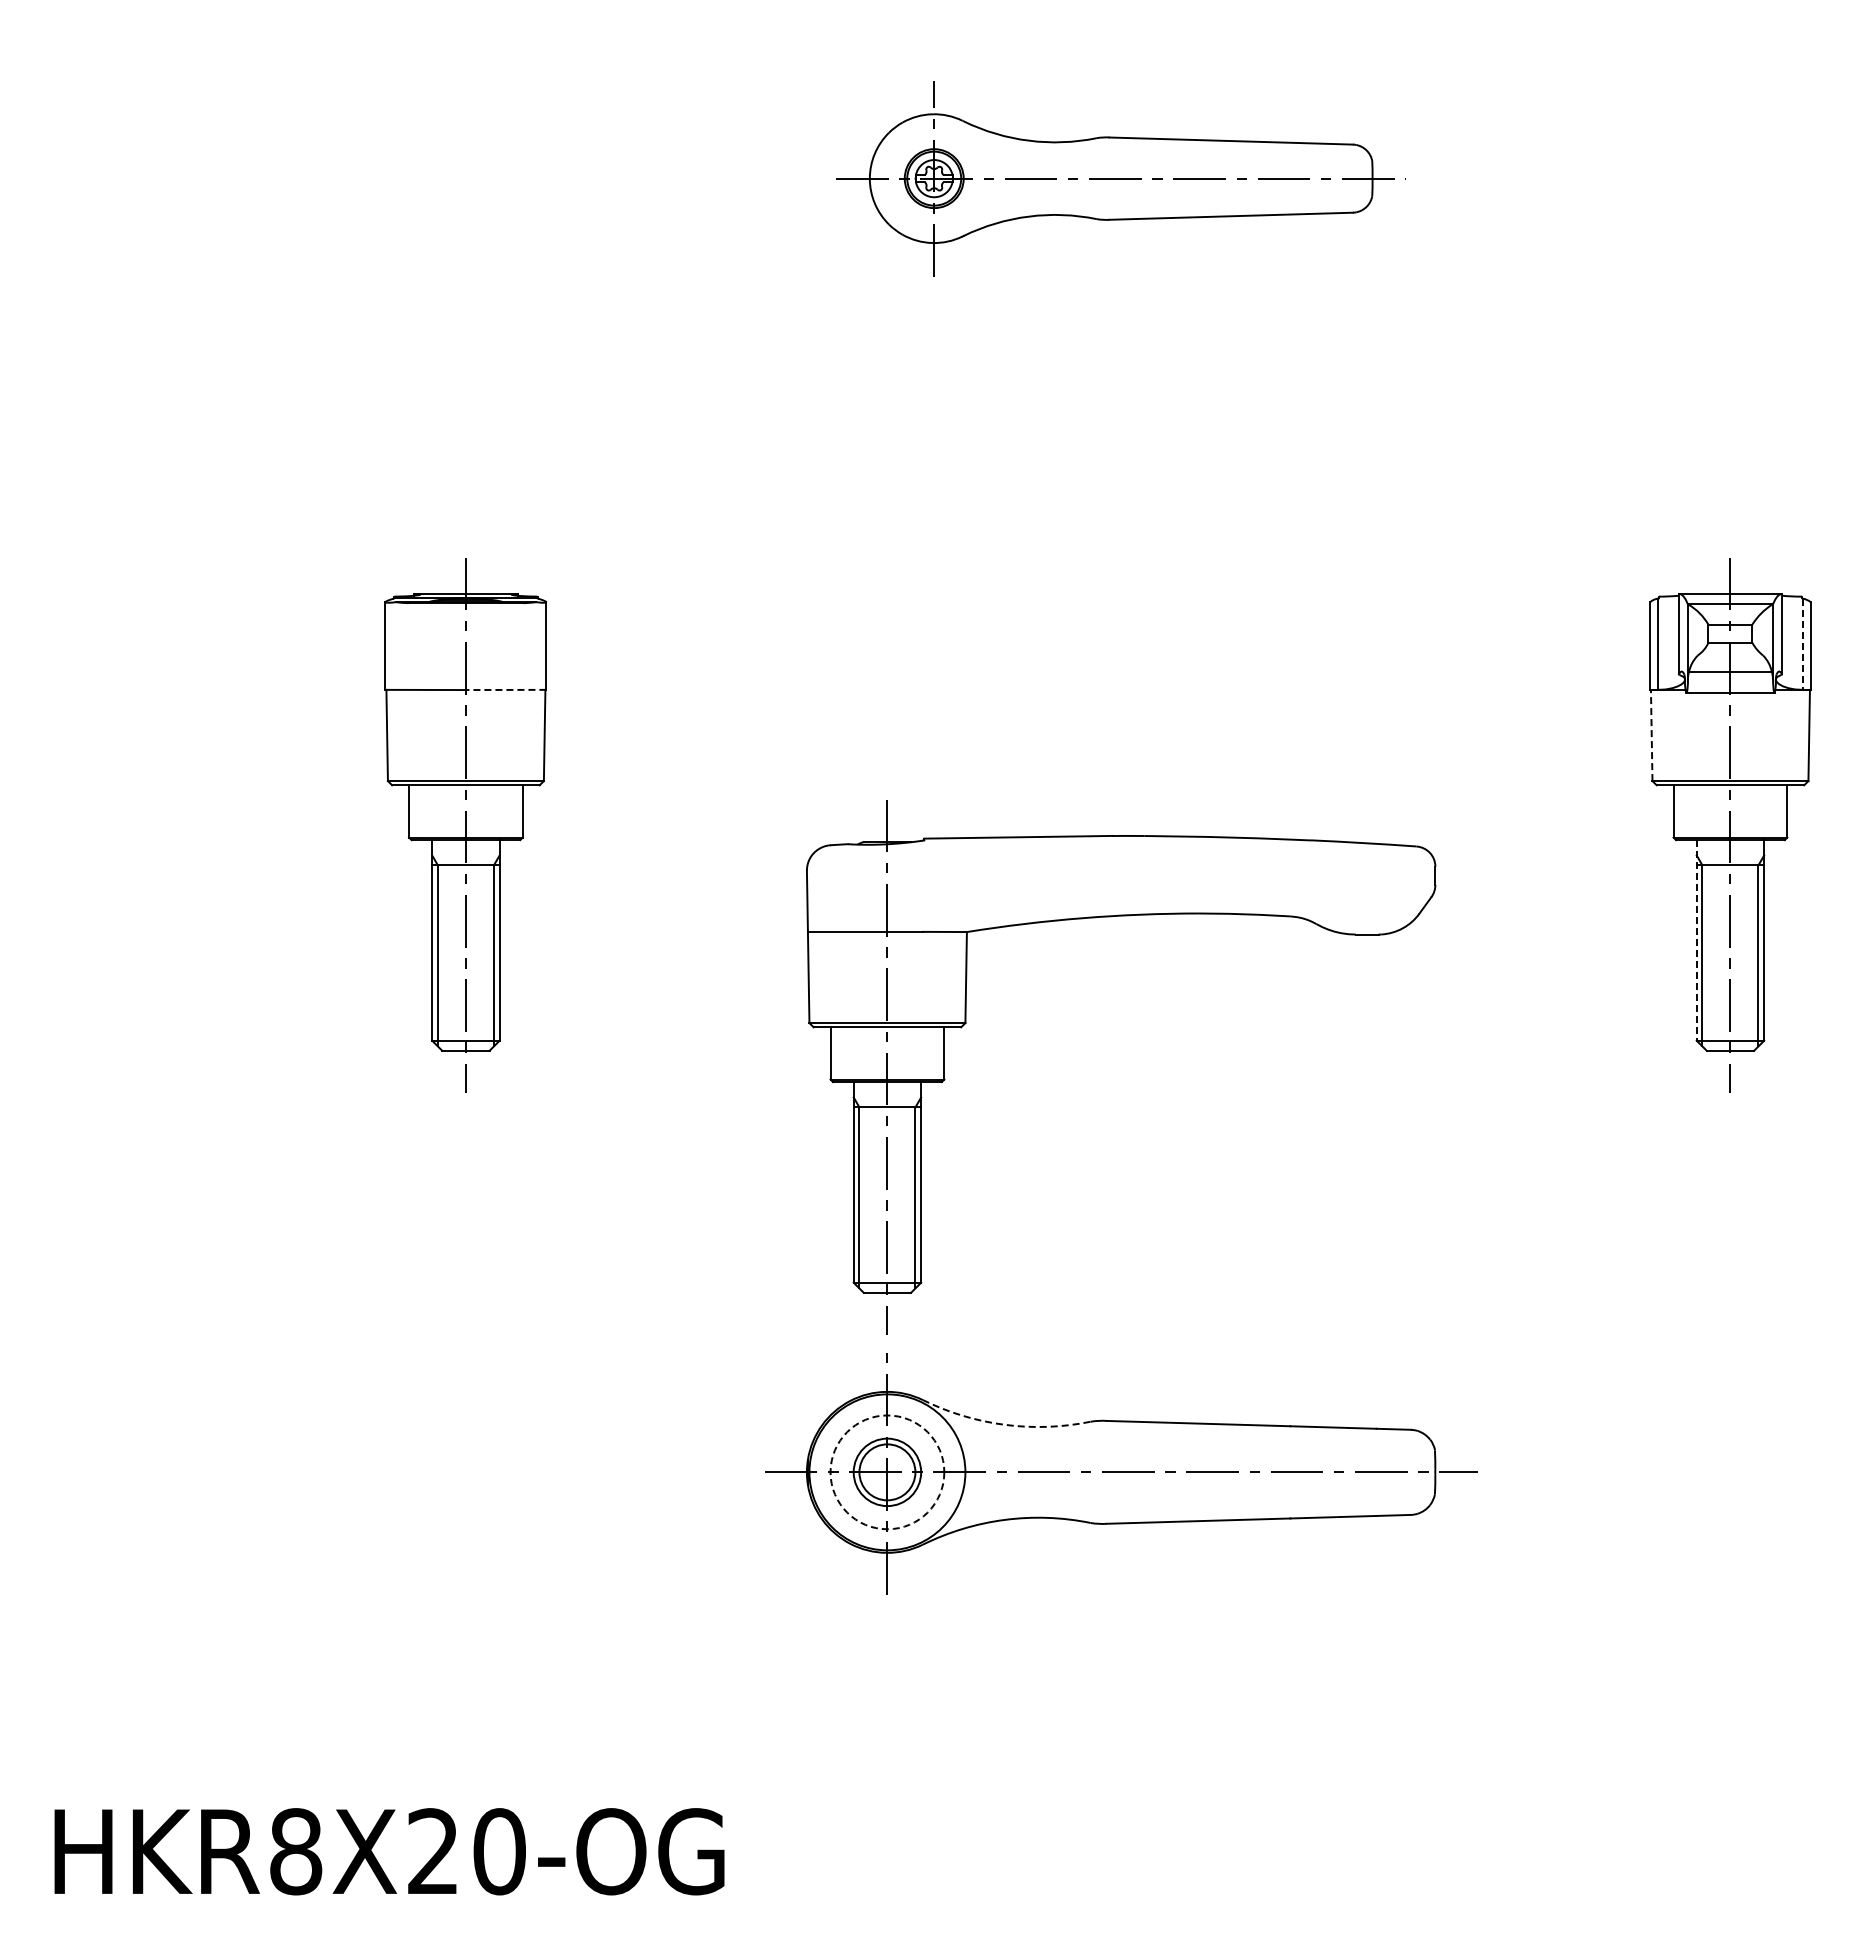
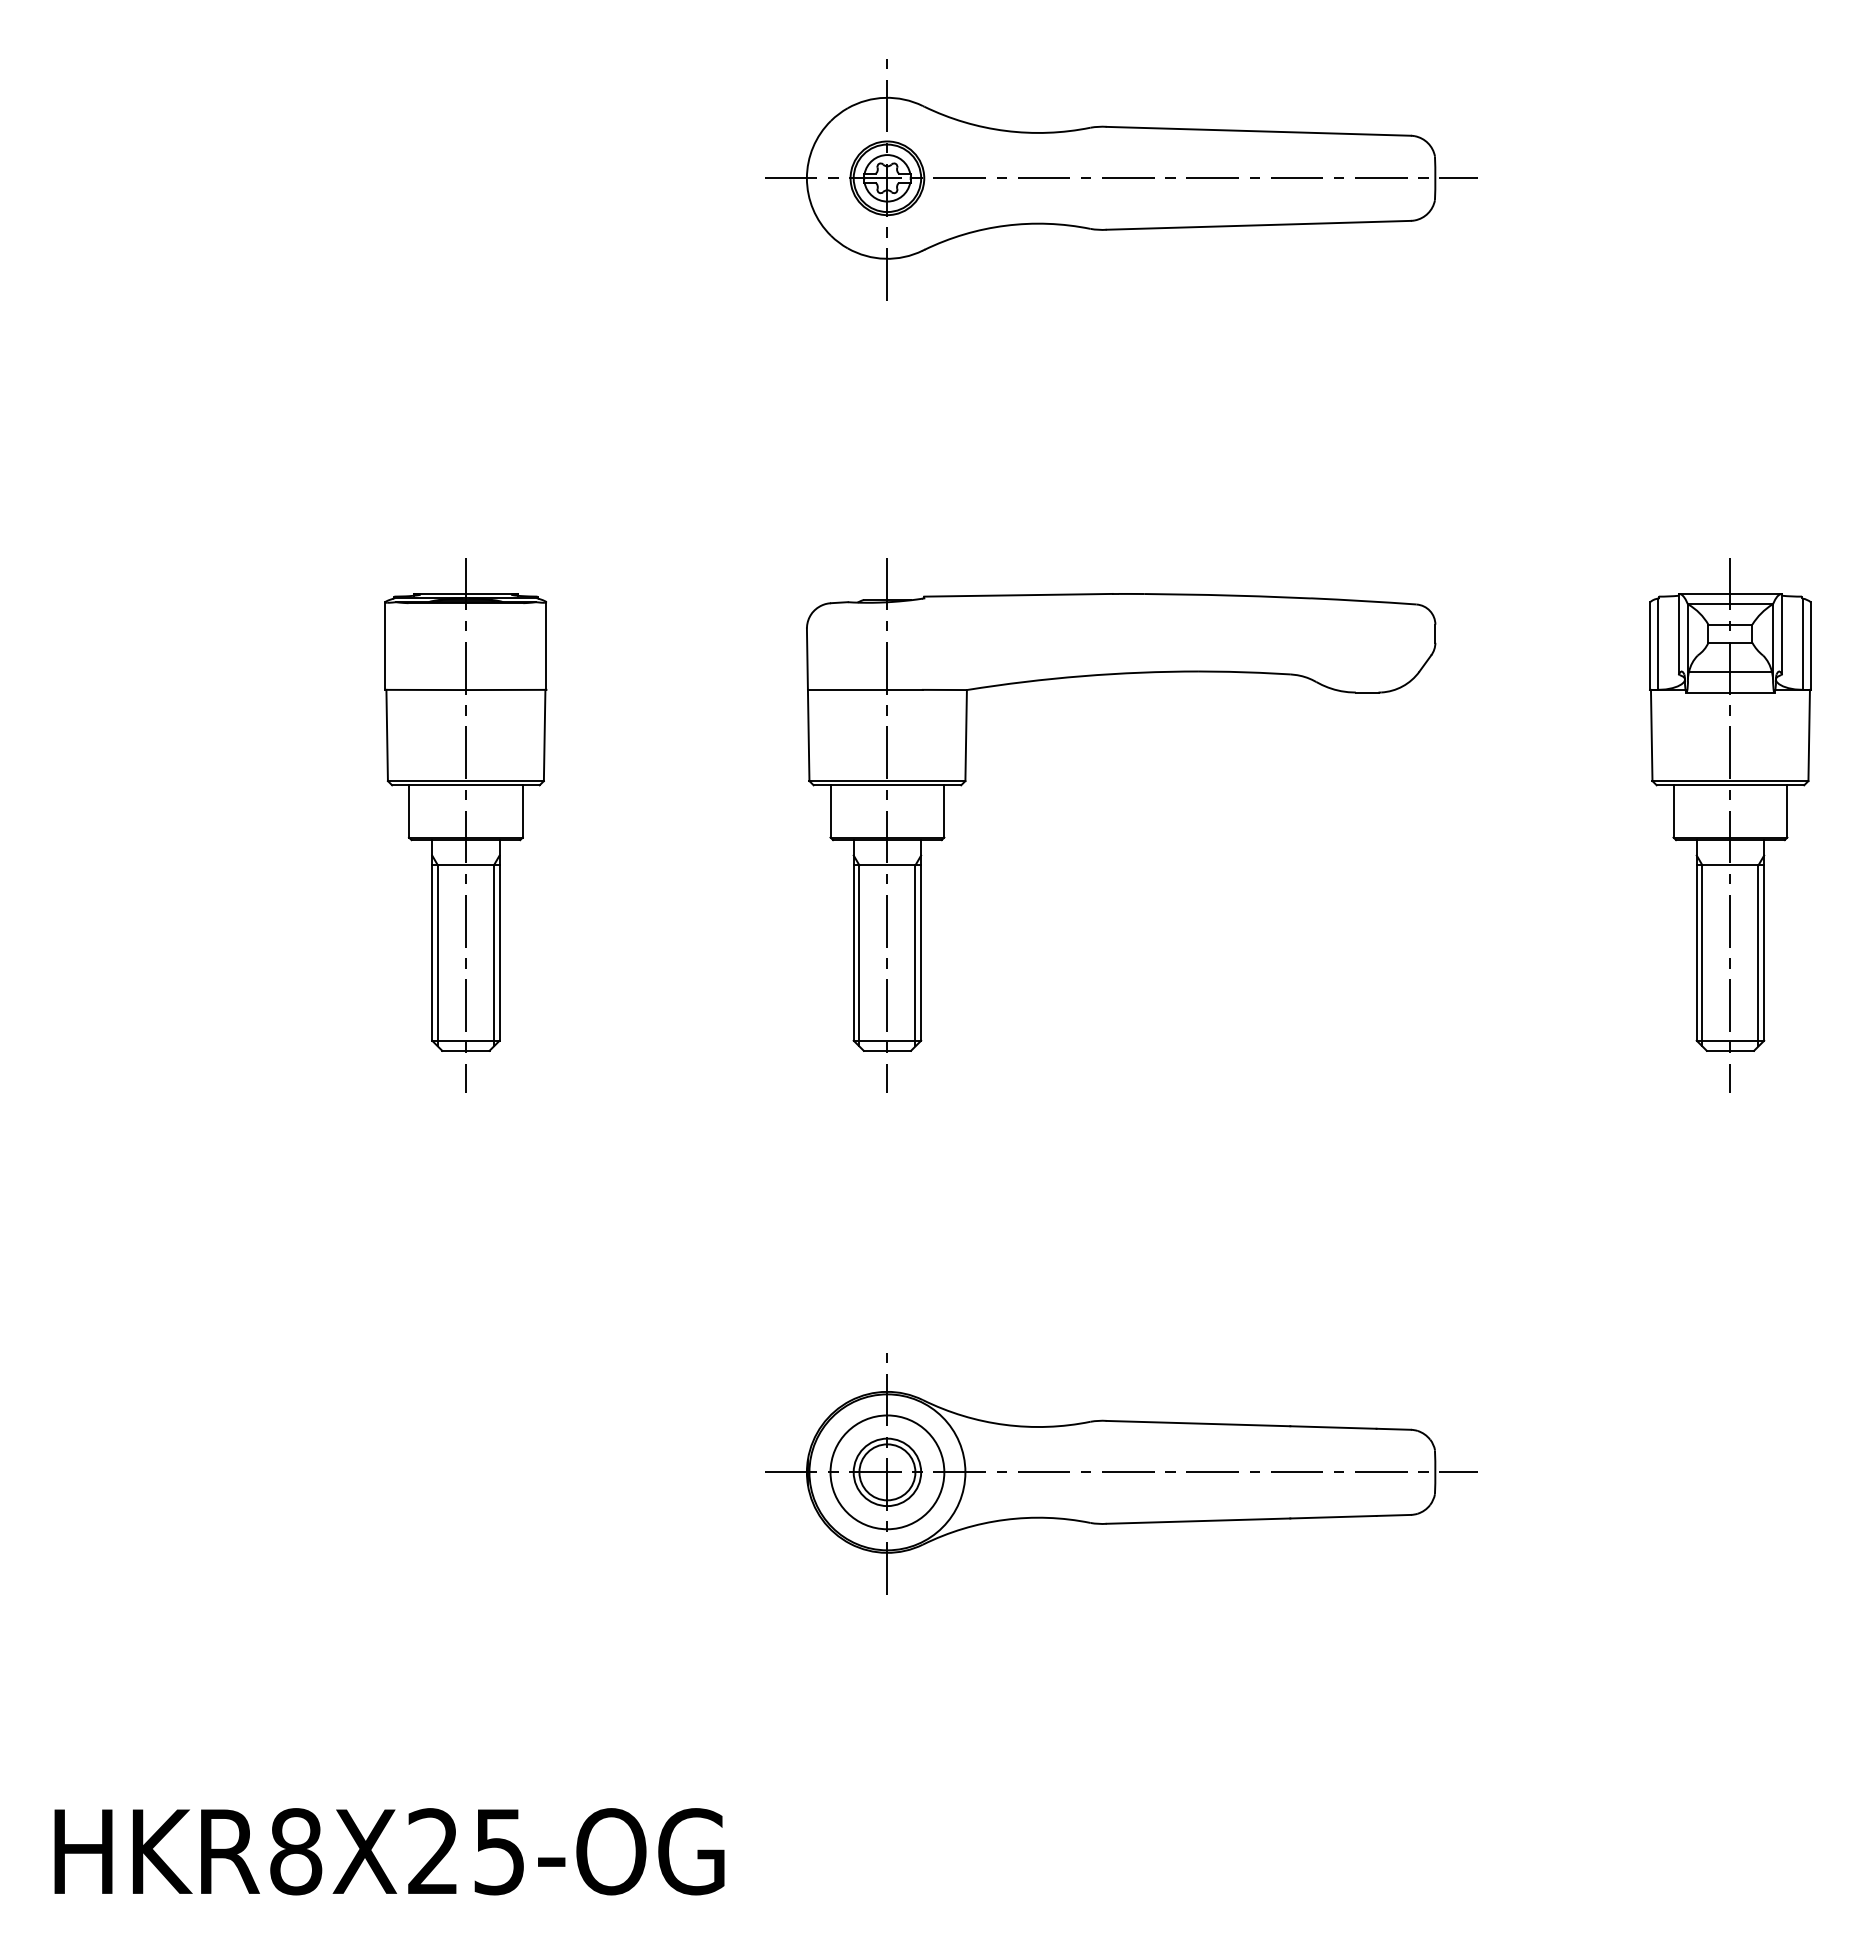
part size: 570x196 px -> 713x242 px (1121, 179)
line: dashed -> solid (1802, 644)
line: dashed -> solid (505, 689)
line: dashed -> solid (1651, 735)
part position: (1111, 917) -> (1111, 675) (1111, 675)
line: dashed -> solid (1696, 940)
arc: dashed -> solid (1004, 1424)
circle: dashed -> solid (887, 1472)
text: HKR8X20-OG -> HKR8X25-OG (499, 1851)
